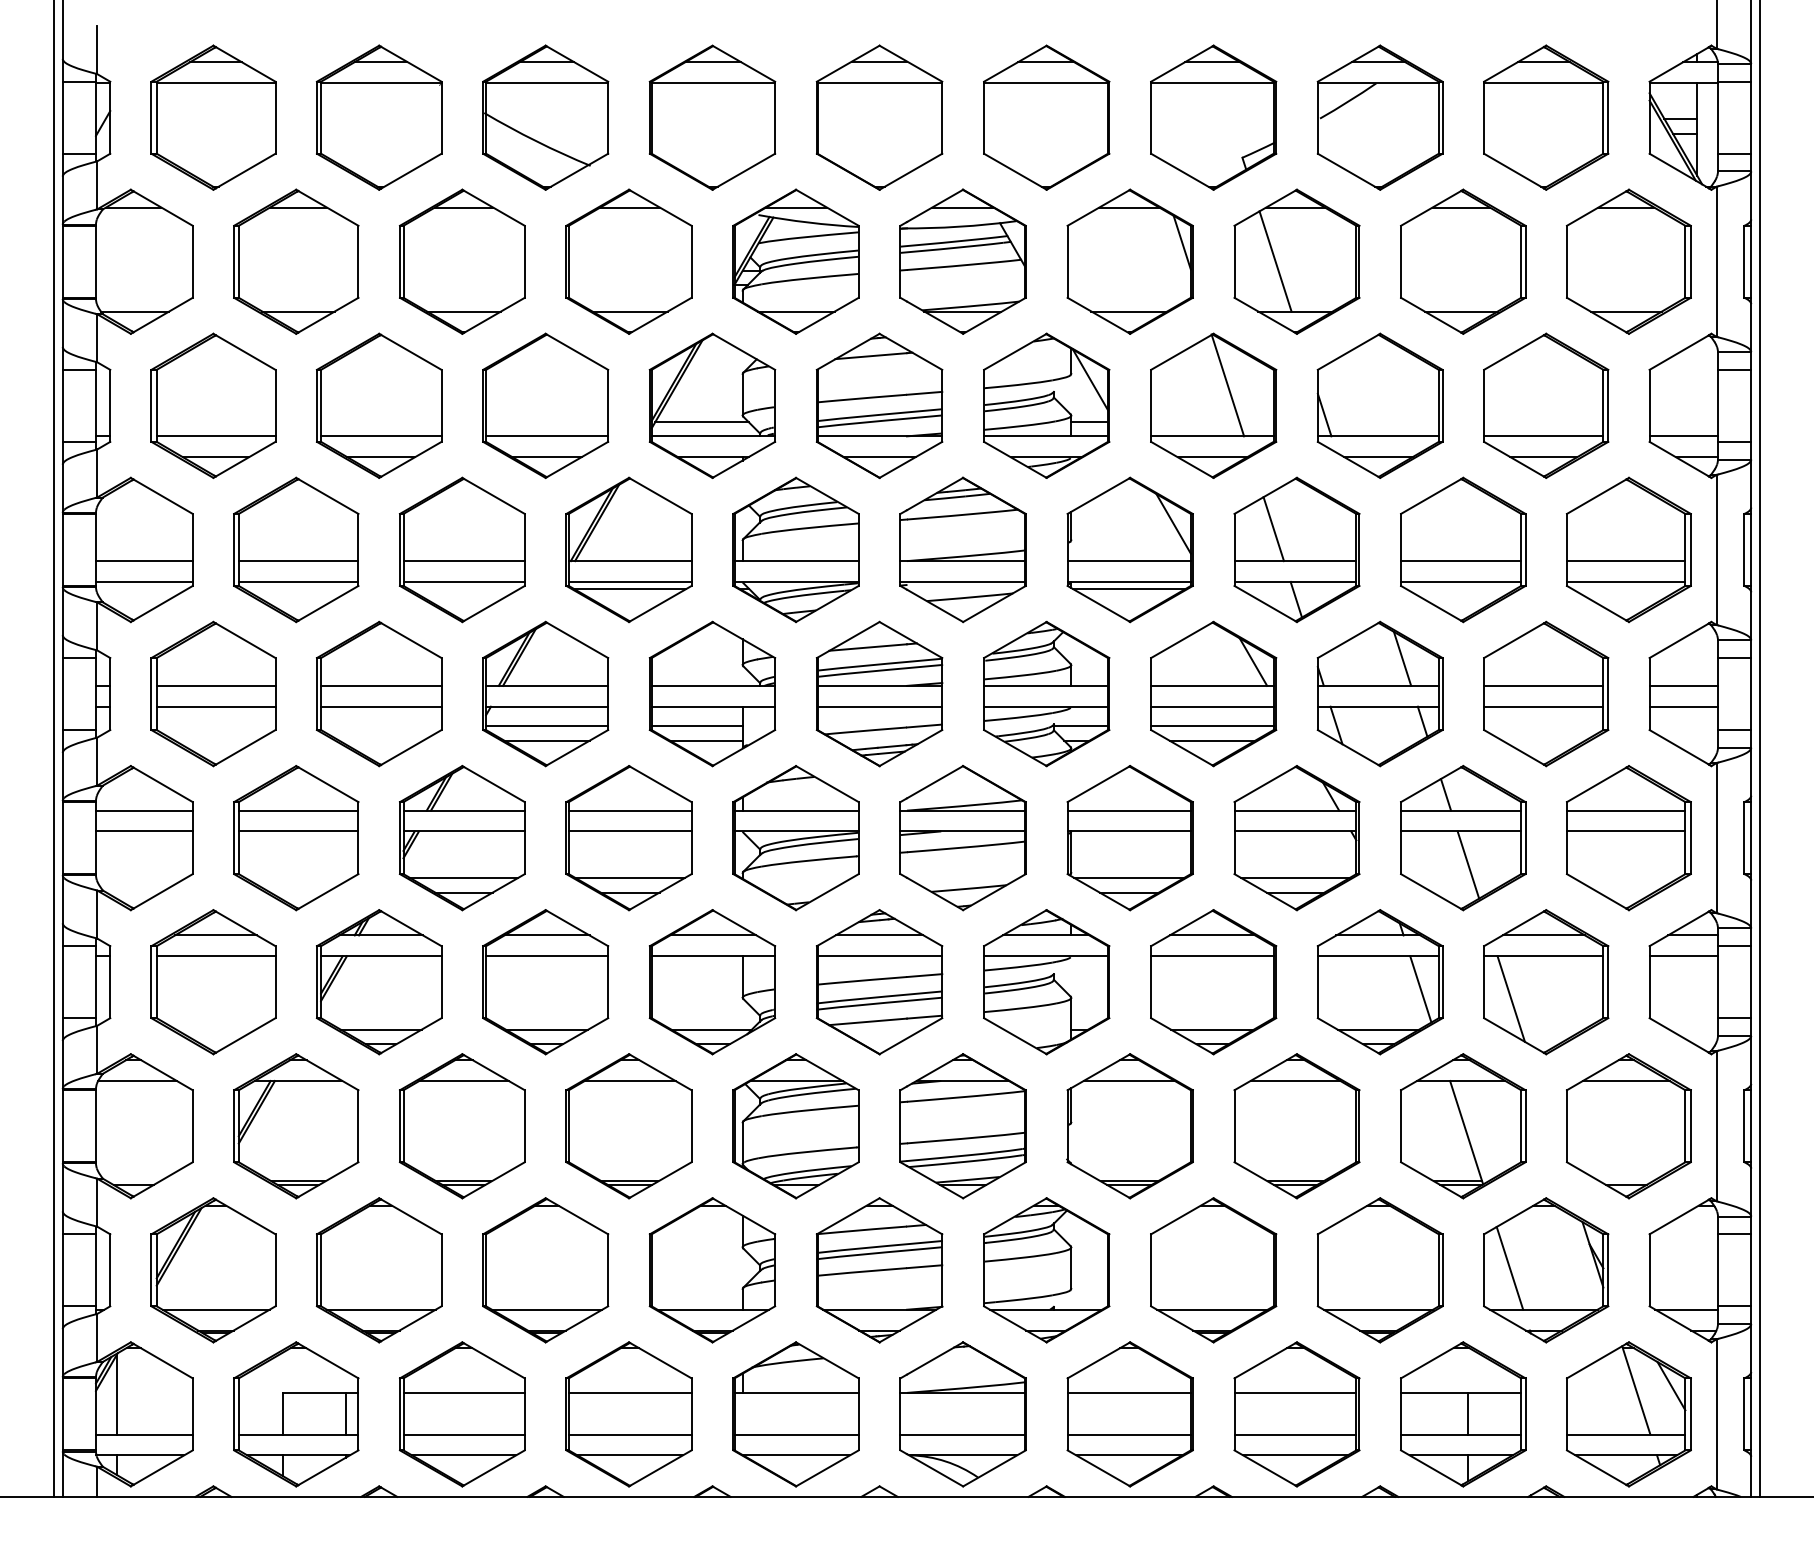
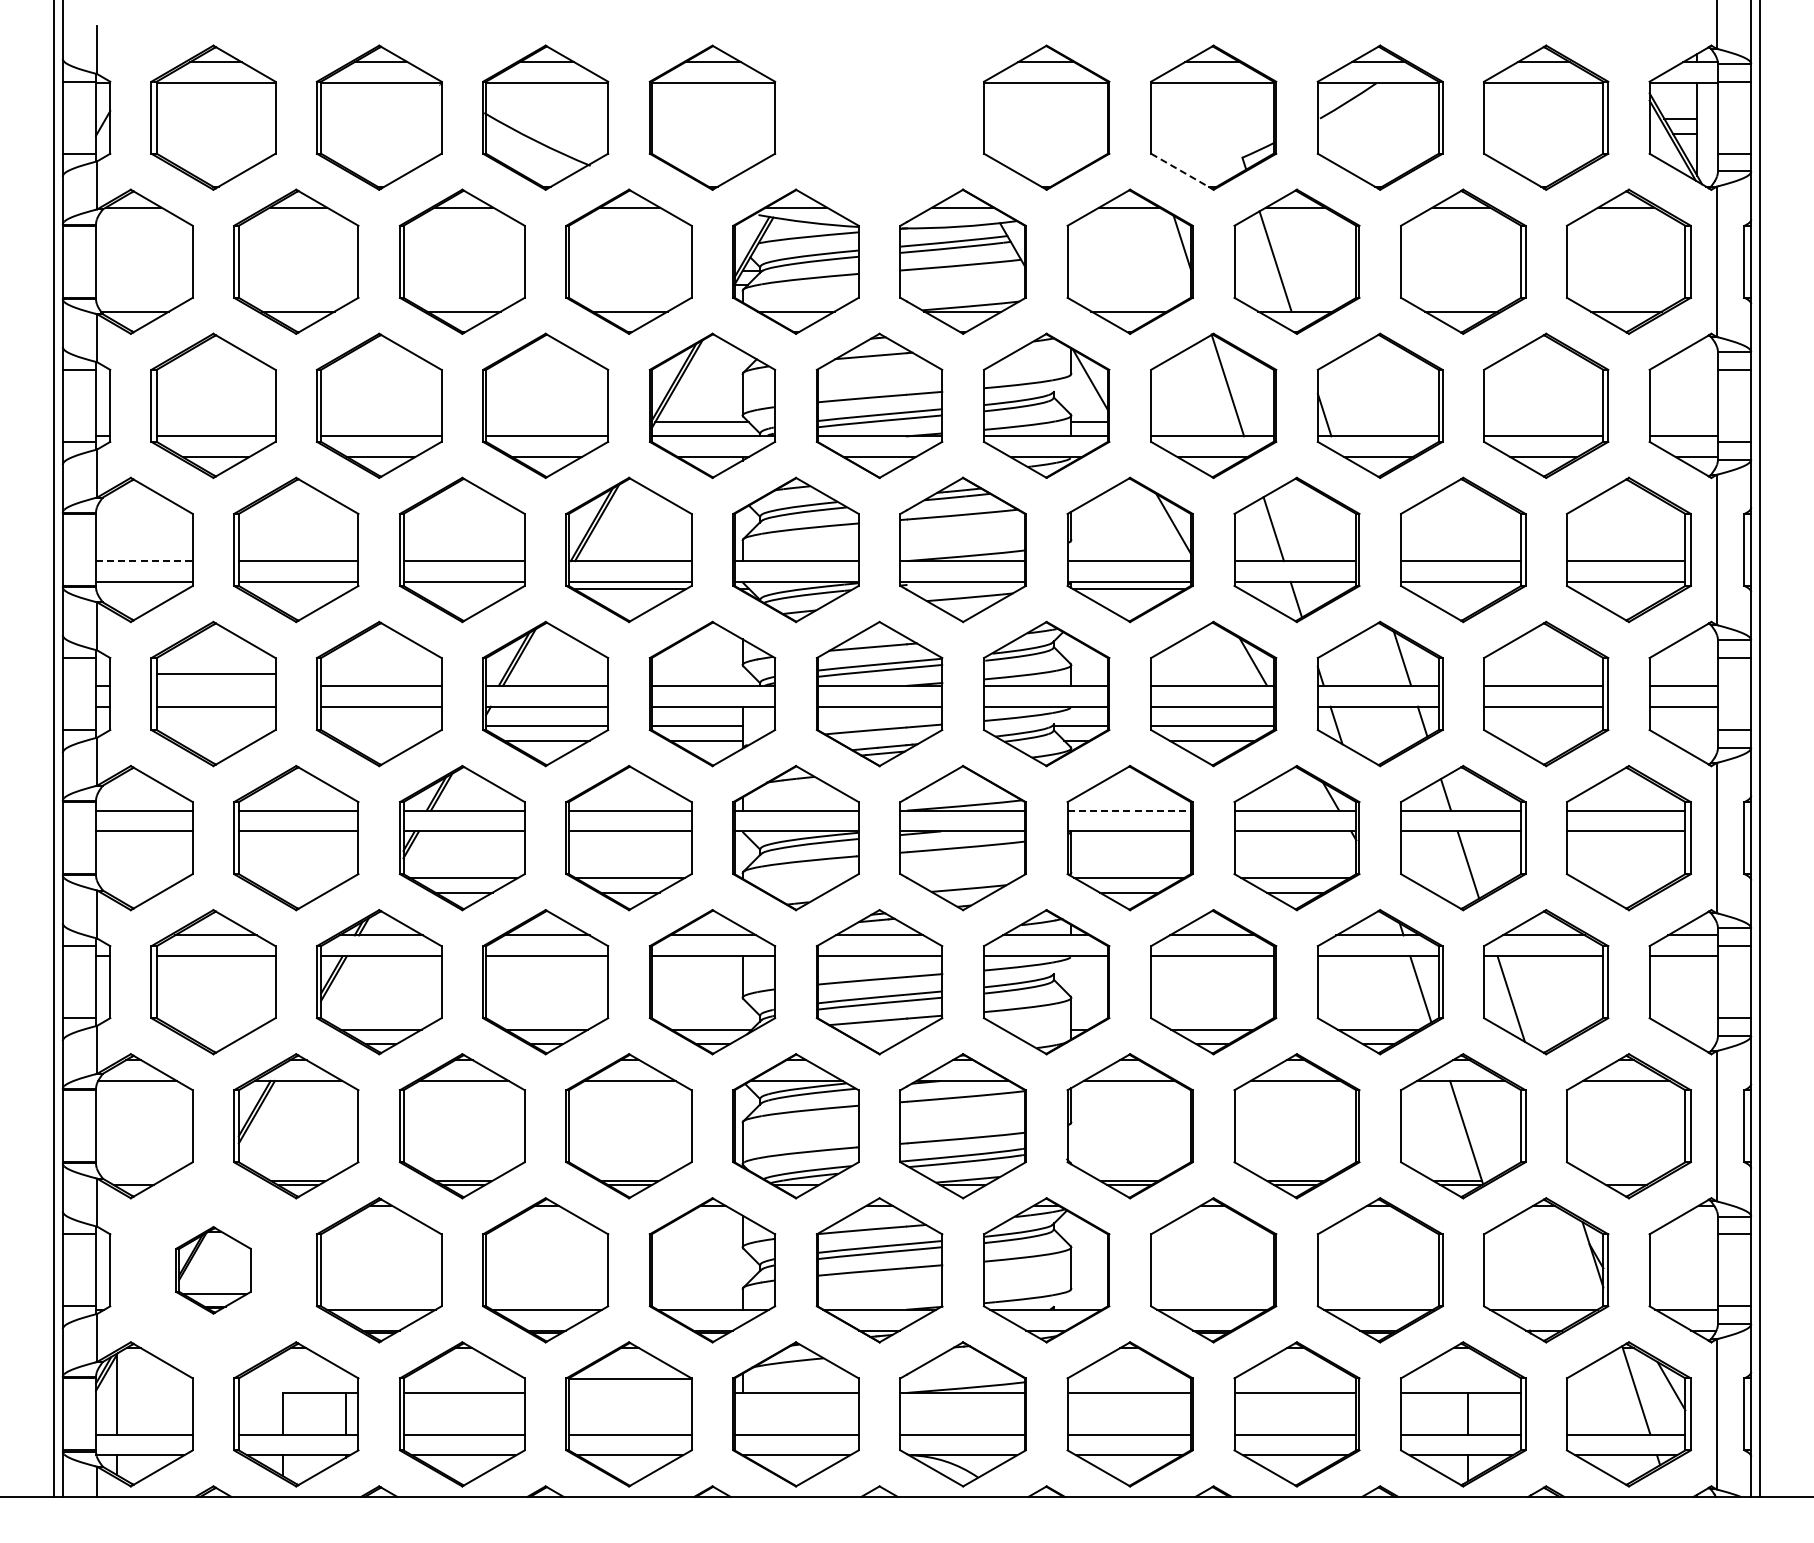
part: present -> none (879, 117)
line: solid -> dashed (1182, 171)
line: solid -> dashed (144, 561)
line position: (215, 685) -> (215, 673) (215, 673)
line: solid -> dashed (1129, 810)
line: present -> none (1509, 1267)
part size: 127x147 px -> 77x89 px (213, 1270)
line position: (629, 1392) -> (629, 1378) (629, 1378)
